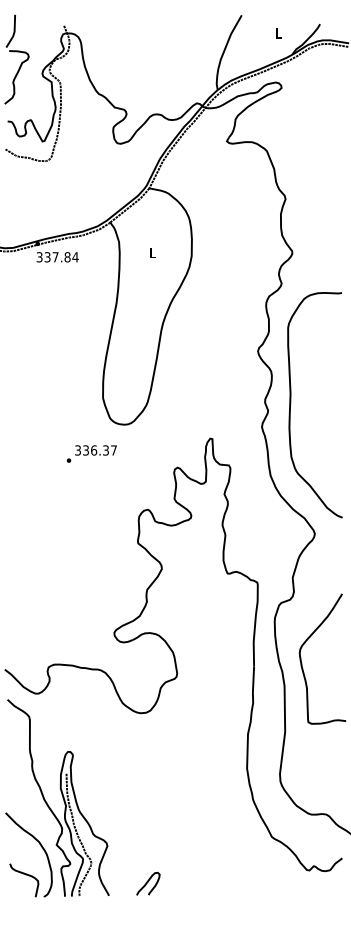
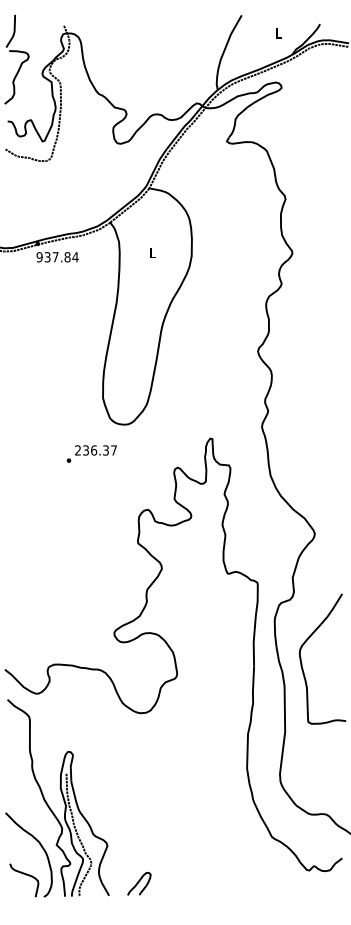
text: 337.84 -> 937.84 (39, 257)
curve: present -> none (291, 404)
text: 336.37 -> 236.37 (77, 450)
curve position: (148, 882) -> (139, 882) (139, 882)
